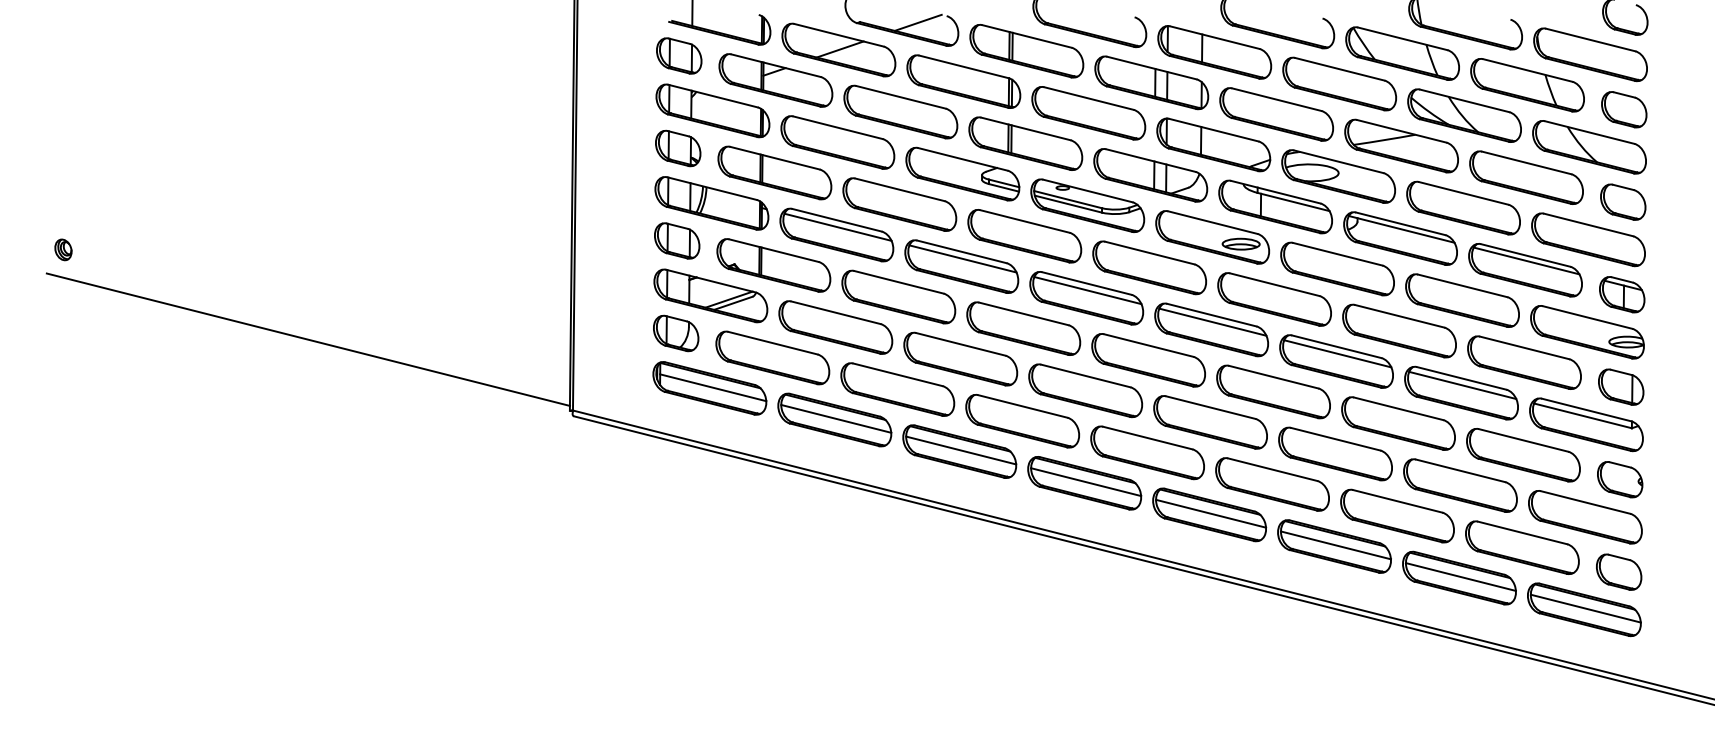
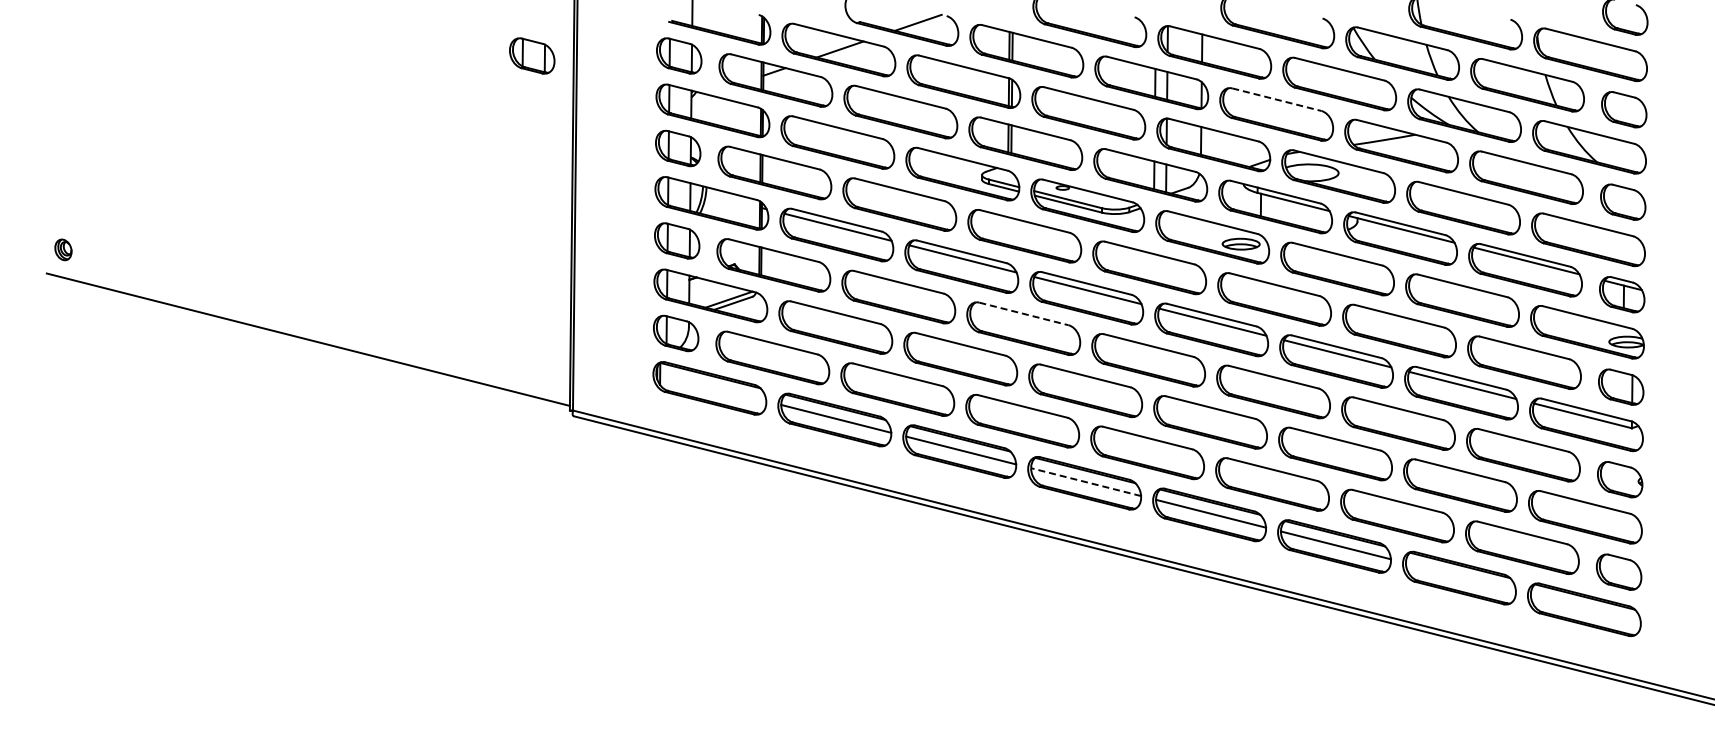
part: none -> present (532, 55)
line: solid -> dashed (1277, 99)
line: solid -> dashed (1024, 314)
line: present -> none (713, 387)
line: solid -> dashed (1086, 482)
line: present -> none (1460, 576)
line: present -> none (1585, 608)
